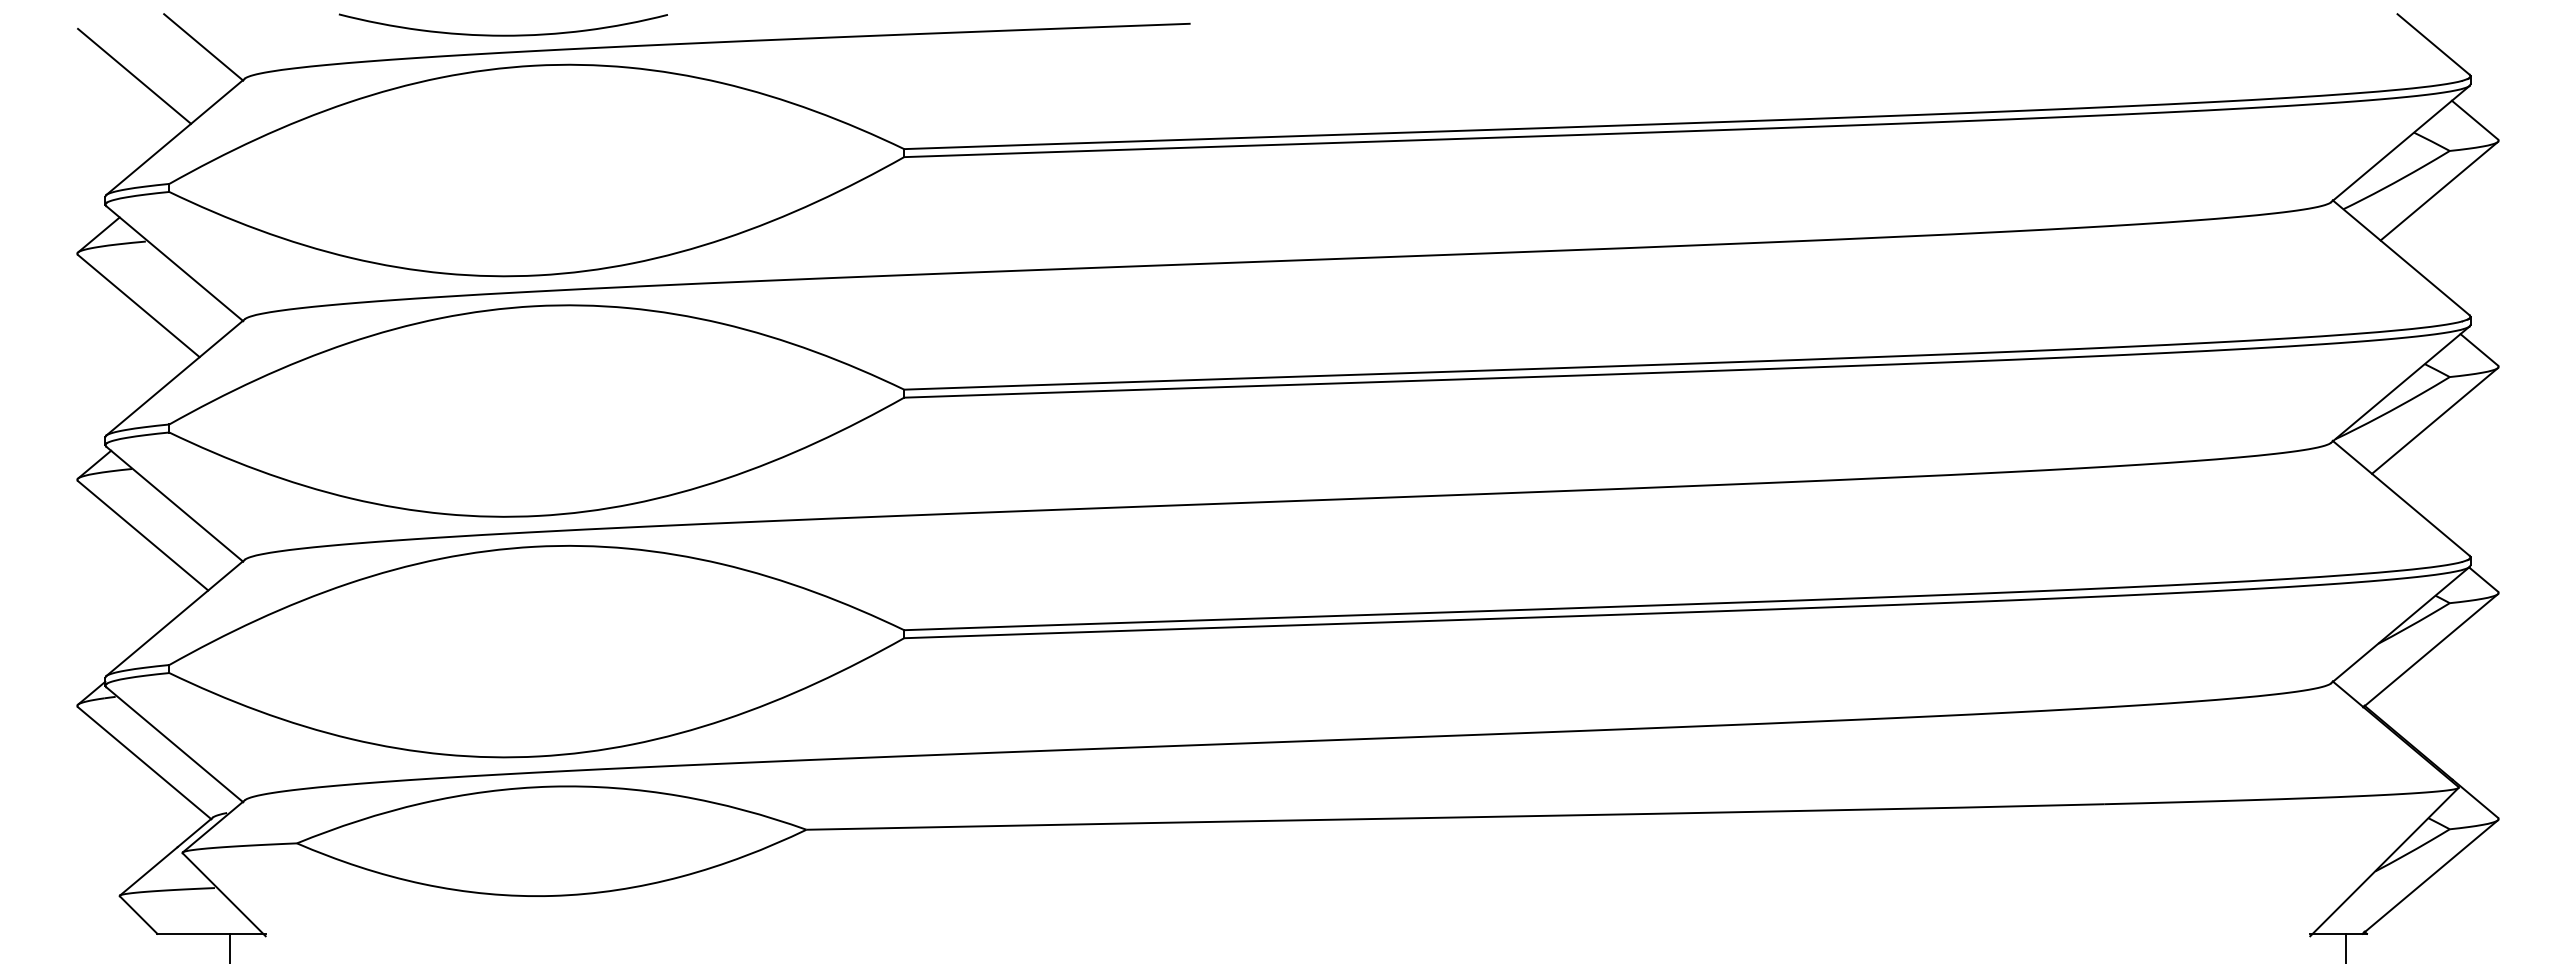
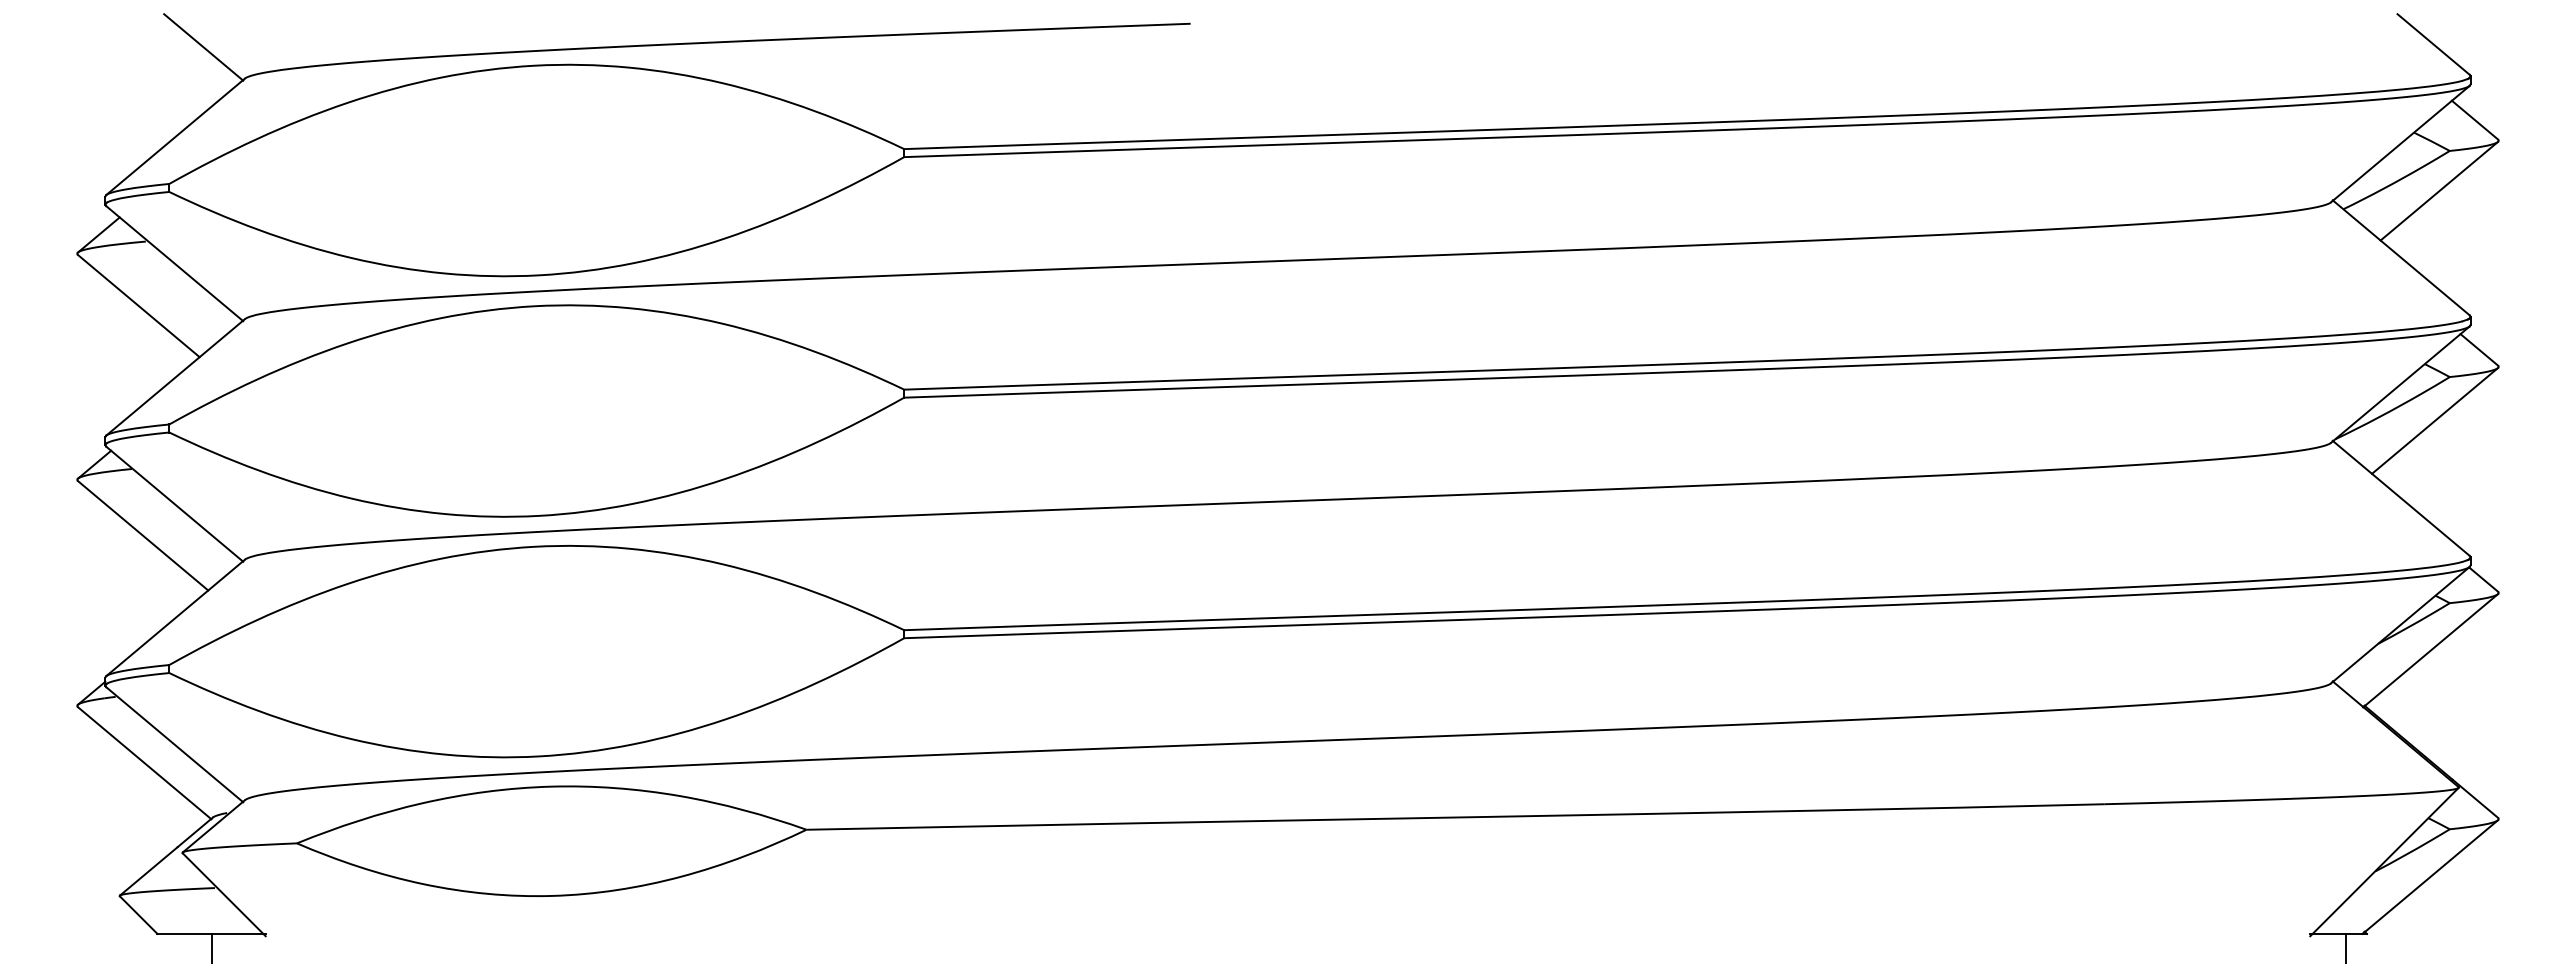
curve: present -> none (502, 34)
line: present -> none (134, 75)
line position: (229, 946) -> (211, 946) (211, 946)
